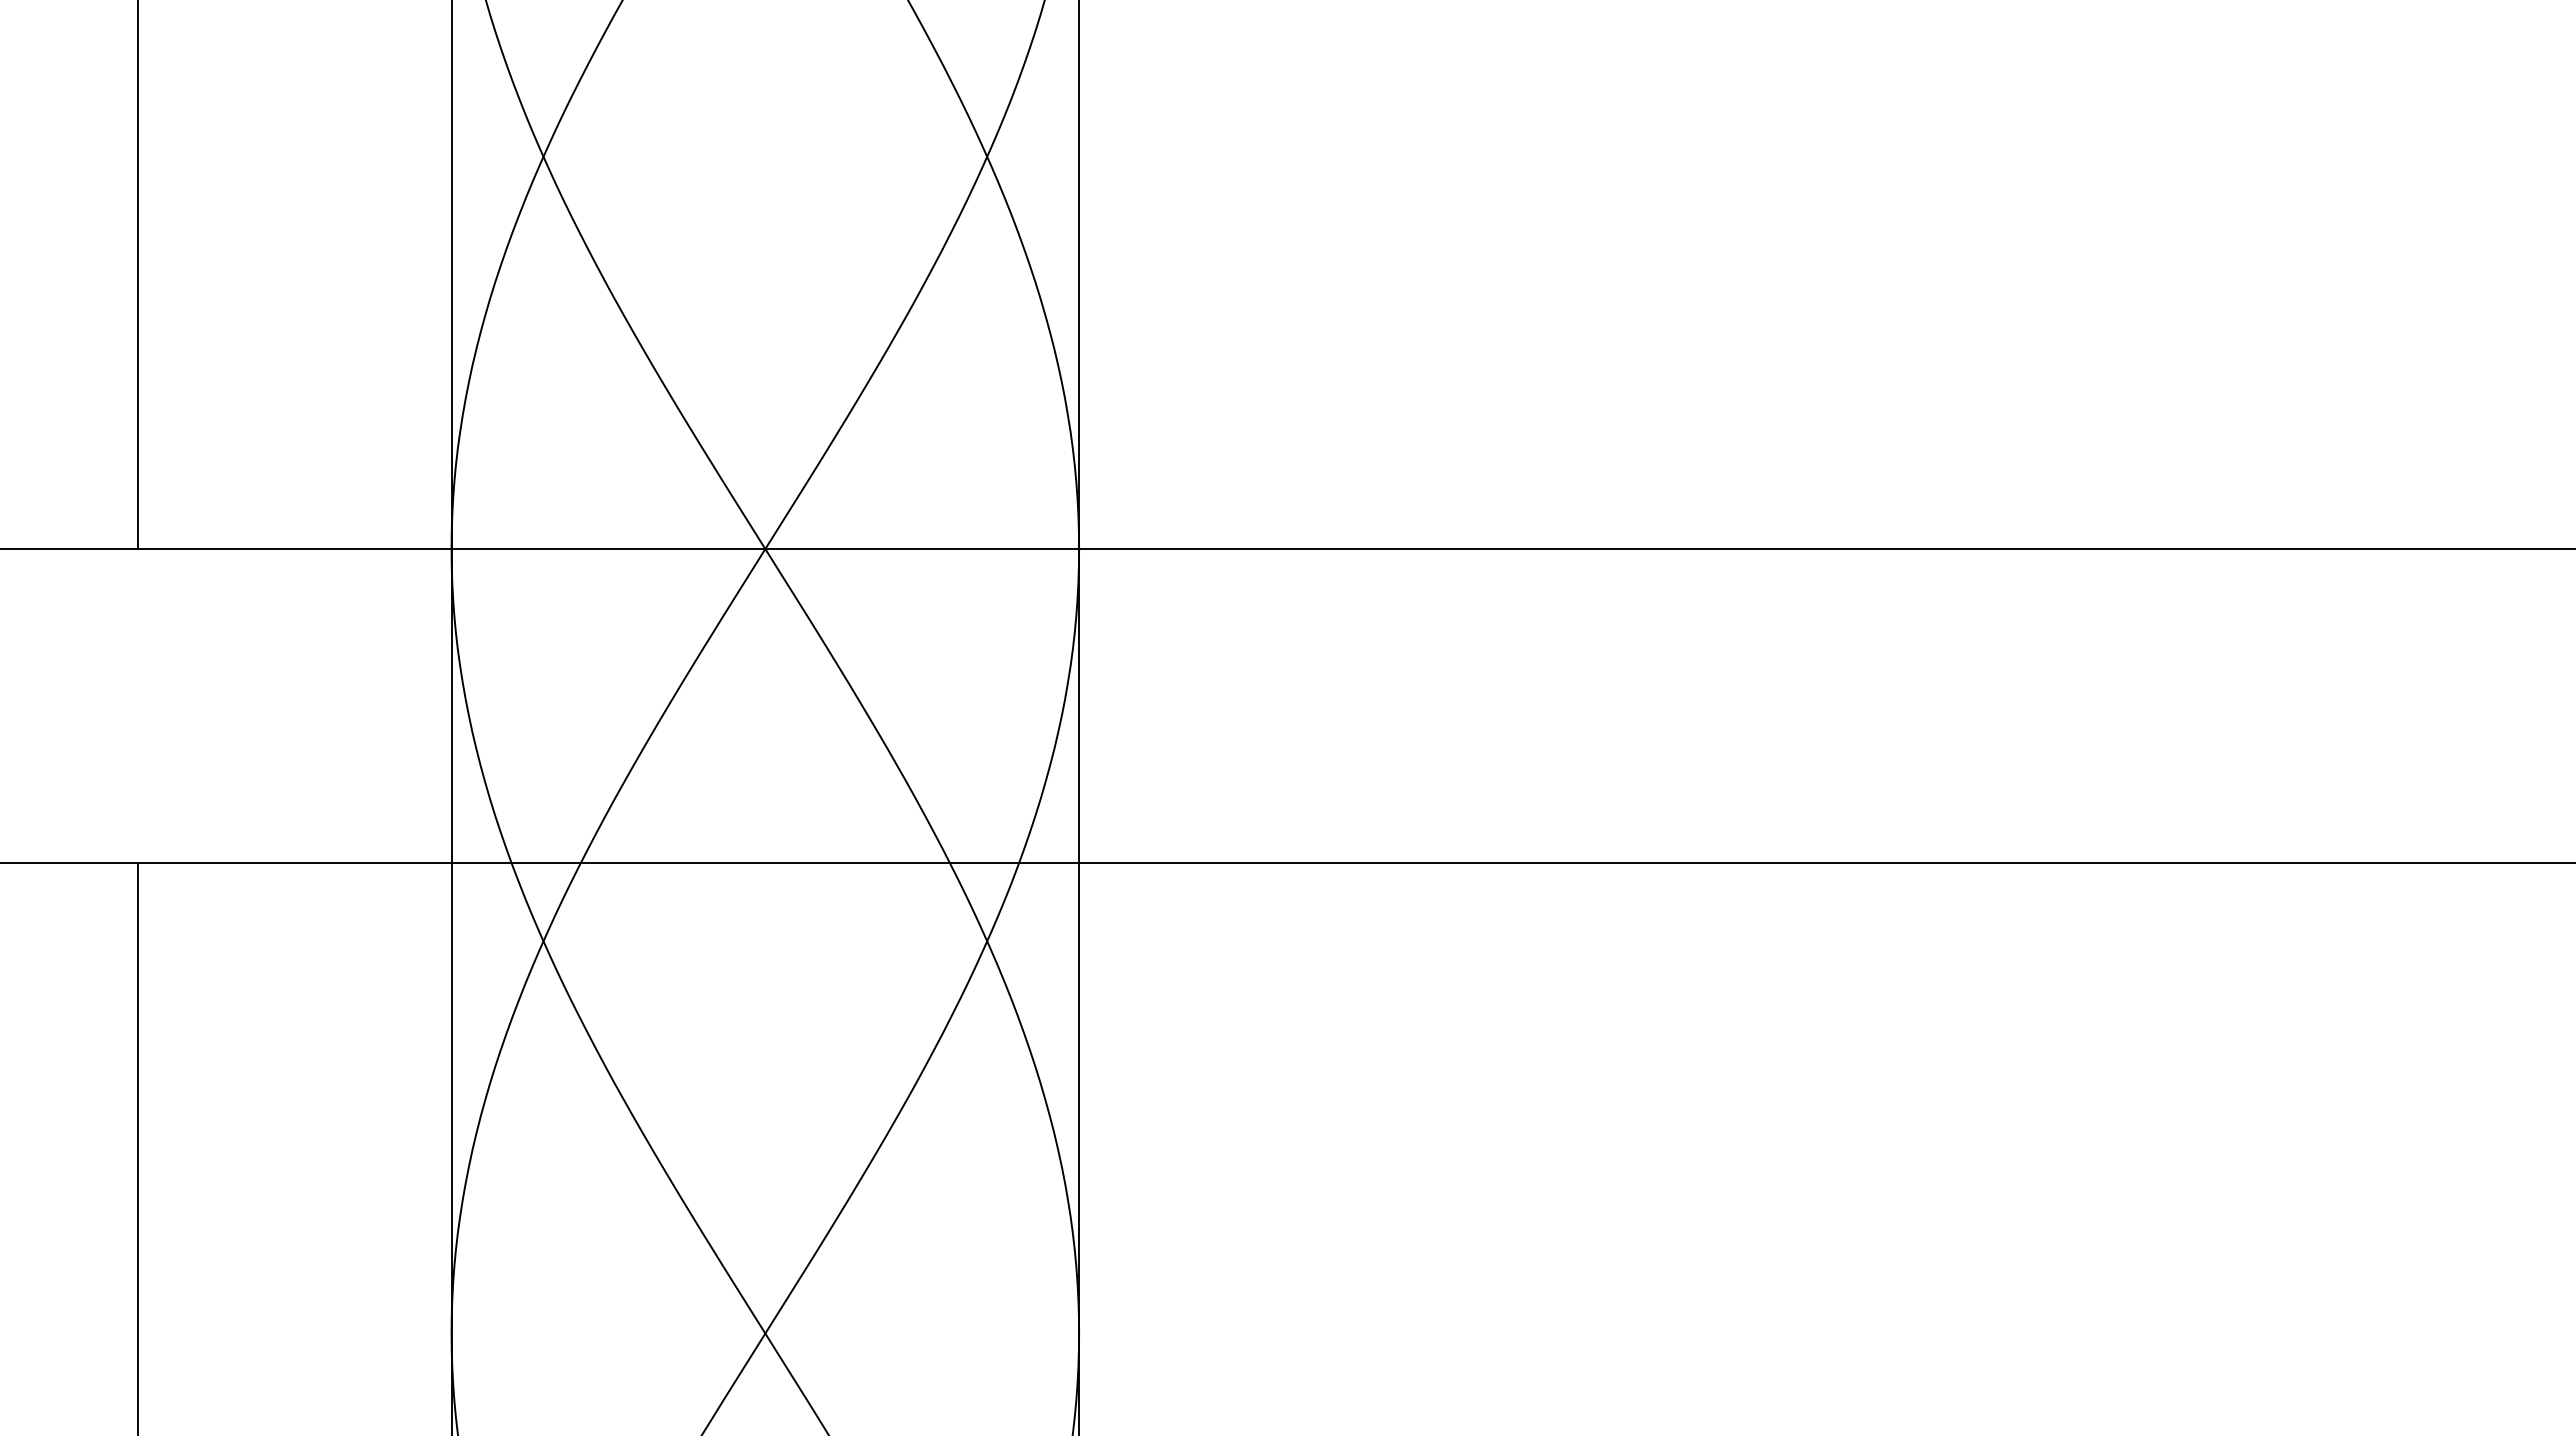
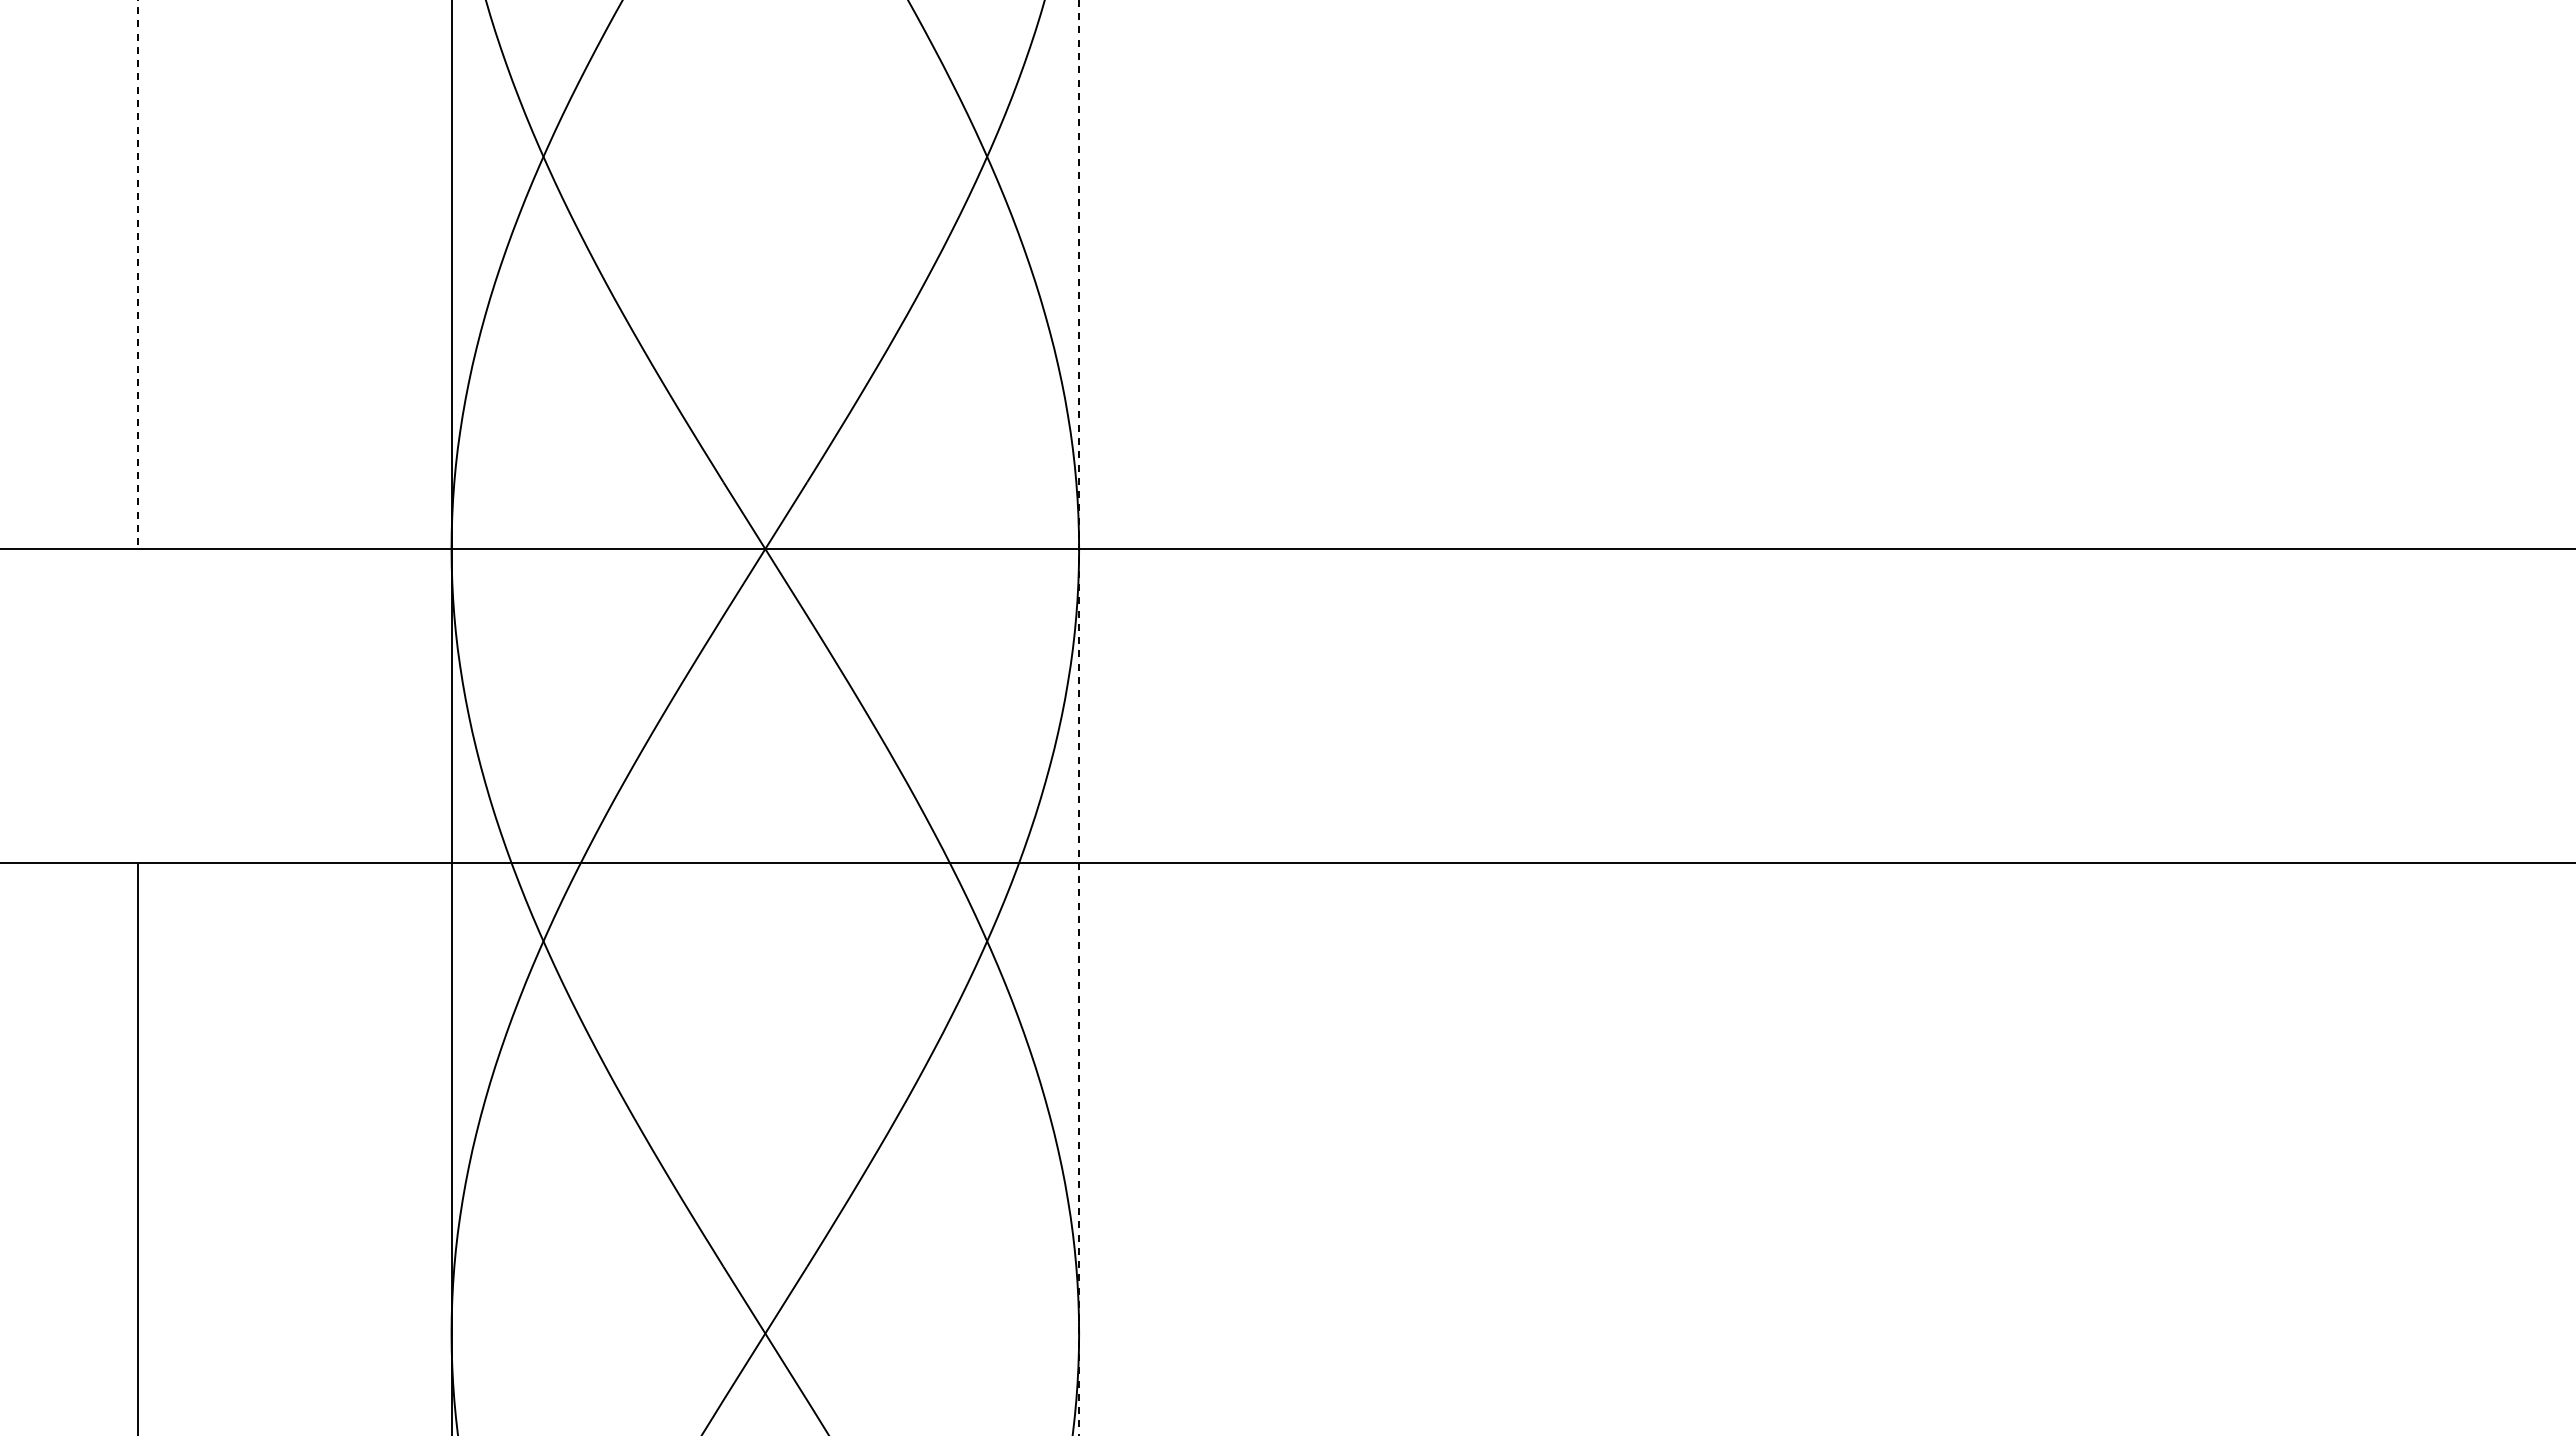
line: solid -> dashed (137, 275)
line: solid -> dashed (1079, 718)
